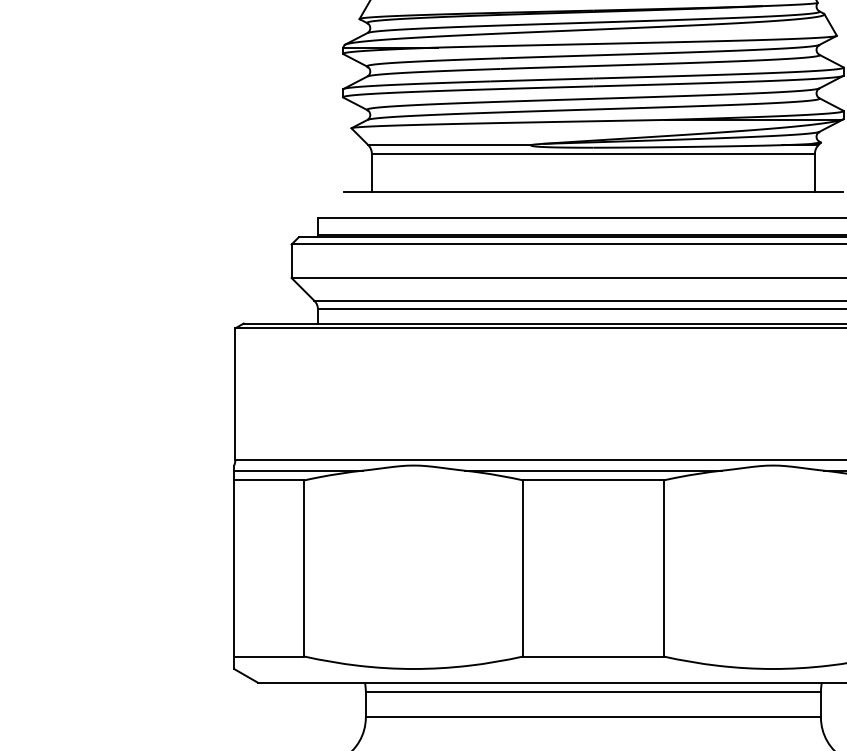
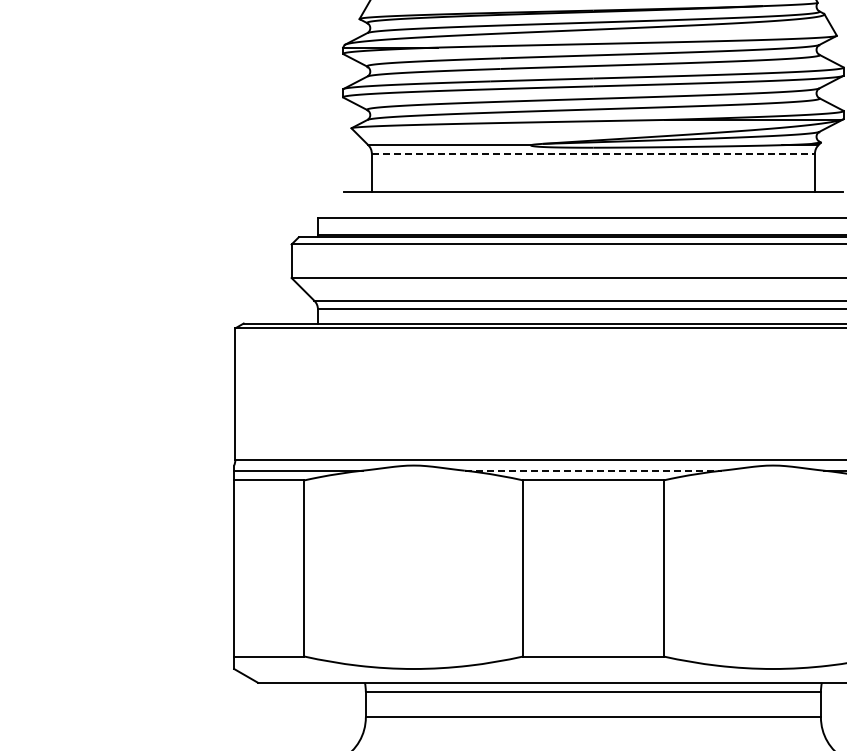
line: solid -> dashed (593, 153)
line: solid -> dashed (593, 470)
